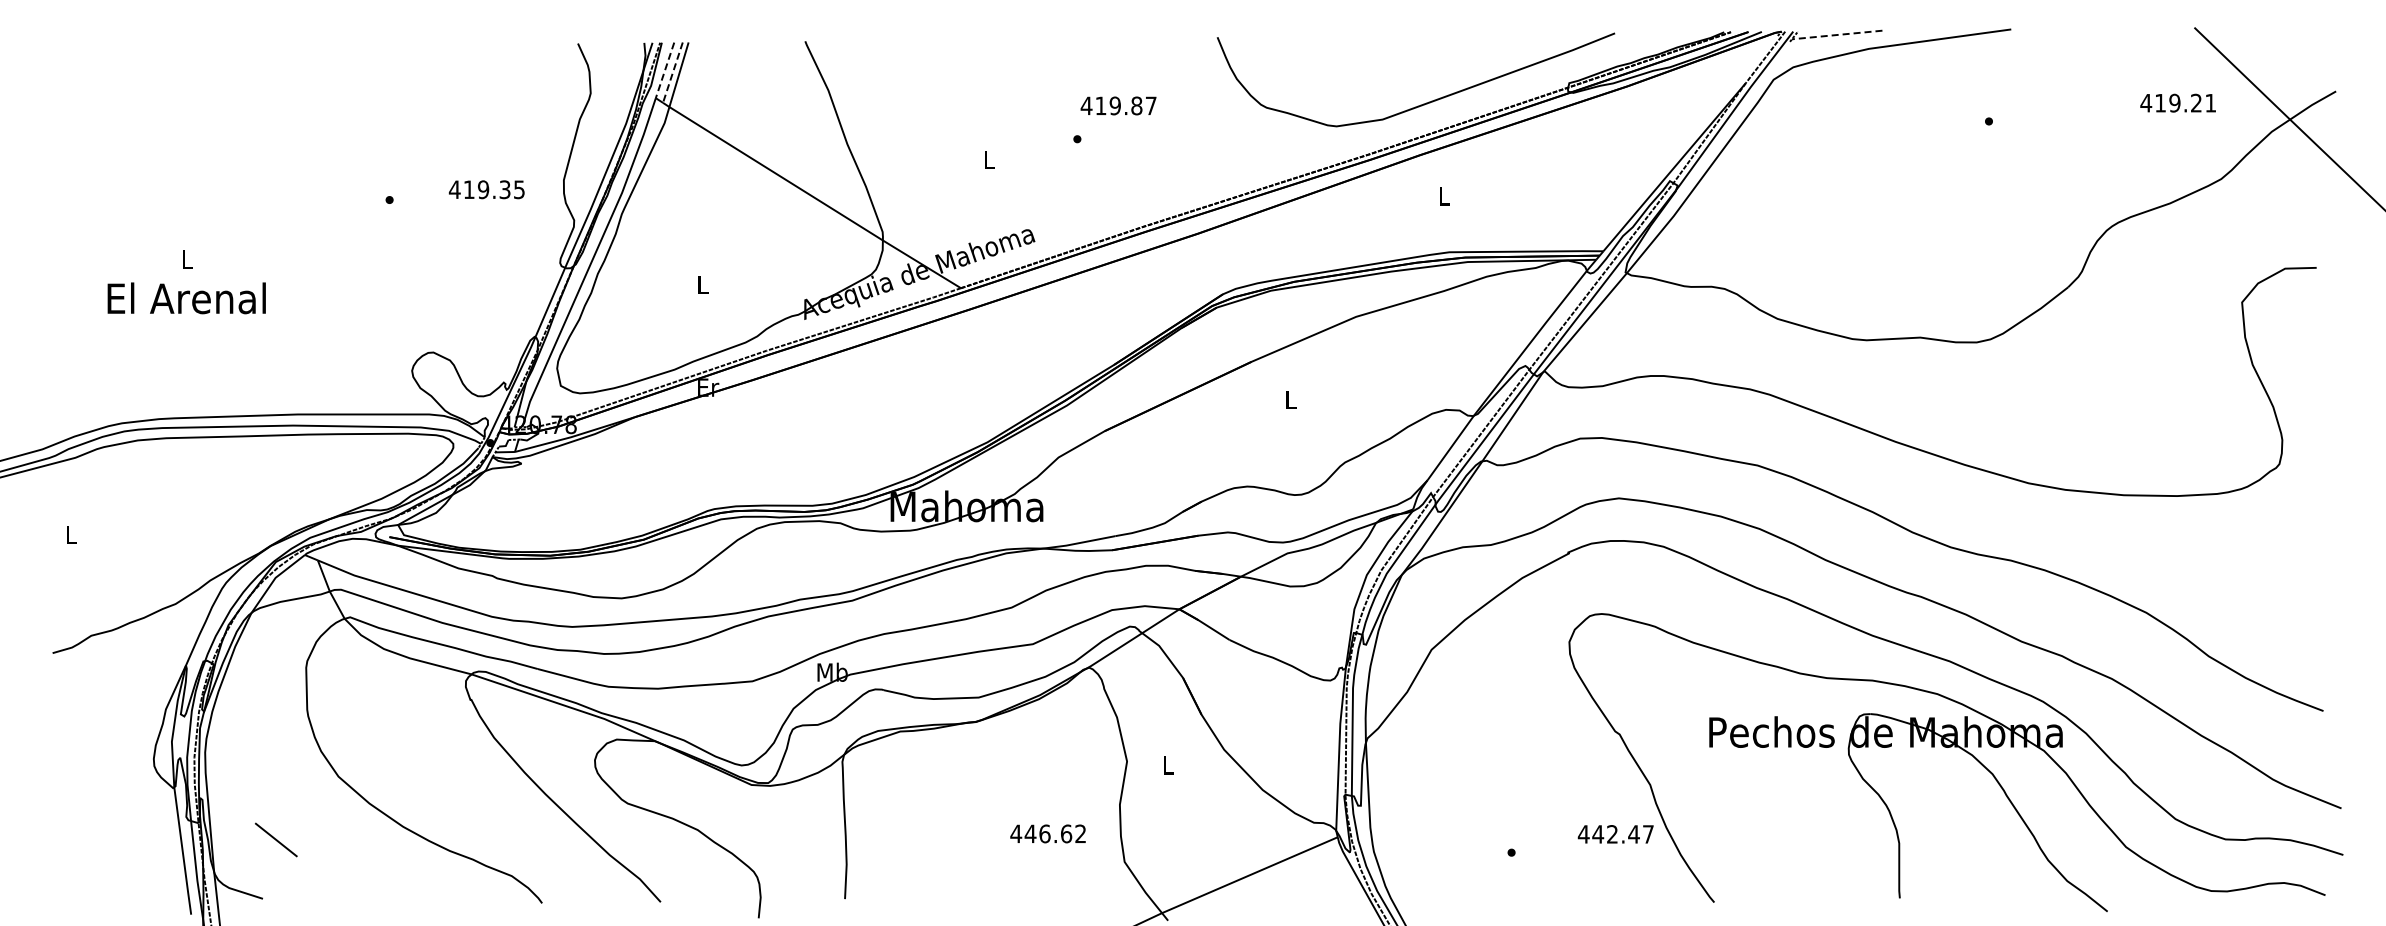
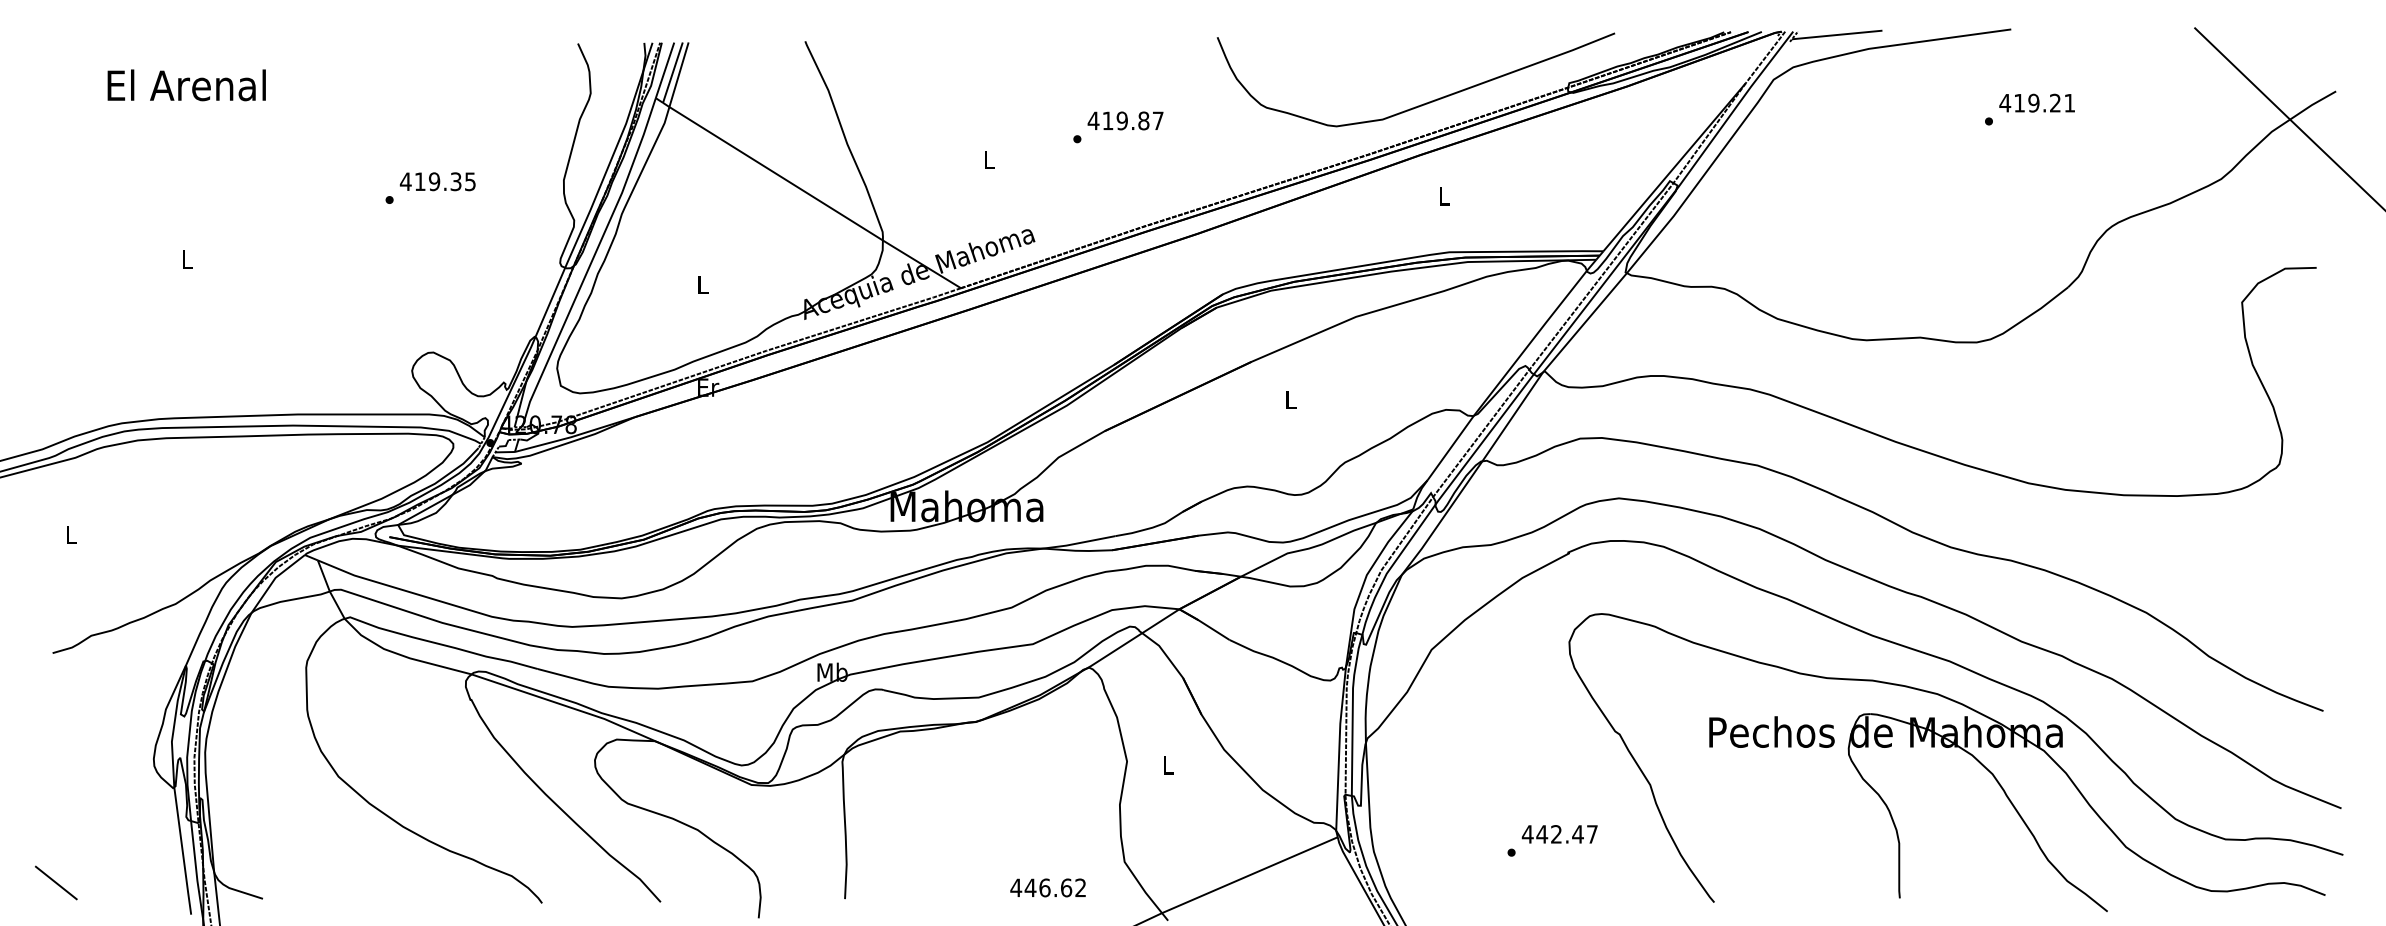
line: dashed -> solid (1836, 35)
line: dashed -> solid (664, 70)
line: dashed -> solid (672, 72)
text position: (2177, 102) -> (2036, 102) (2036, 102)
text position: (1118, 105) -> (1125, 120) (1125, 120)
text position: (486, 189) -> (437, 181) (437, 181)
text position: (186, 298) -> (186, 85) (186, 85)
text position: (1047, 833) -> (1047, 887) (1047, 887)
text position: (1615, 834) -> (1559, 834) (1559, 834)
line position: (276, 839) -> (56, 882) (56, 882)
